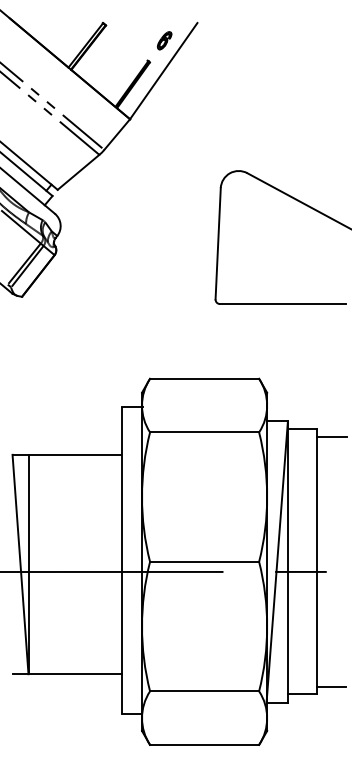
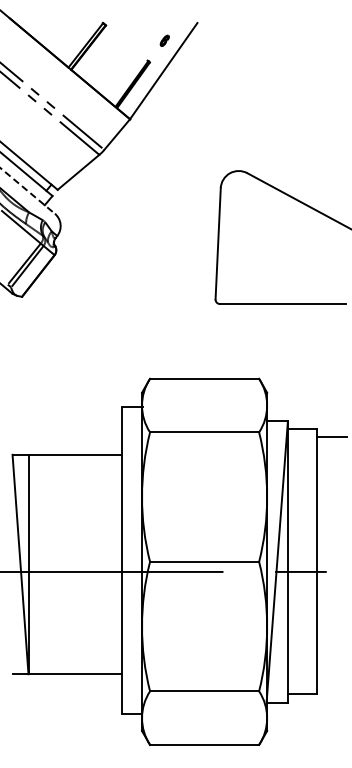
part size: 16x20 px -> 11x13 px (164, 40)
line: solid -> dashed (27, 190)
line: present -> none (331, 687)
